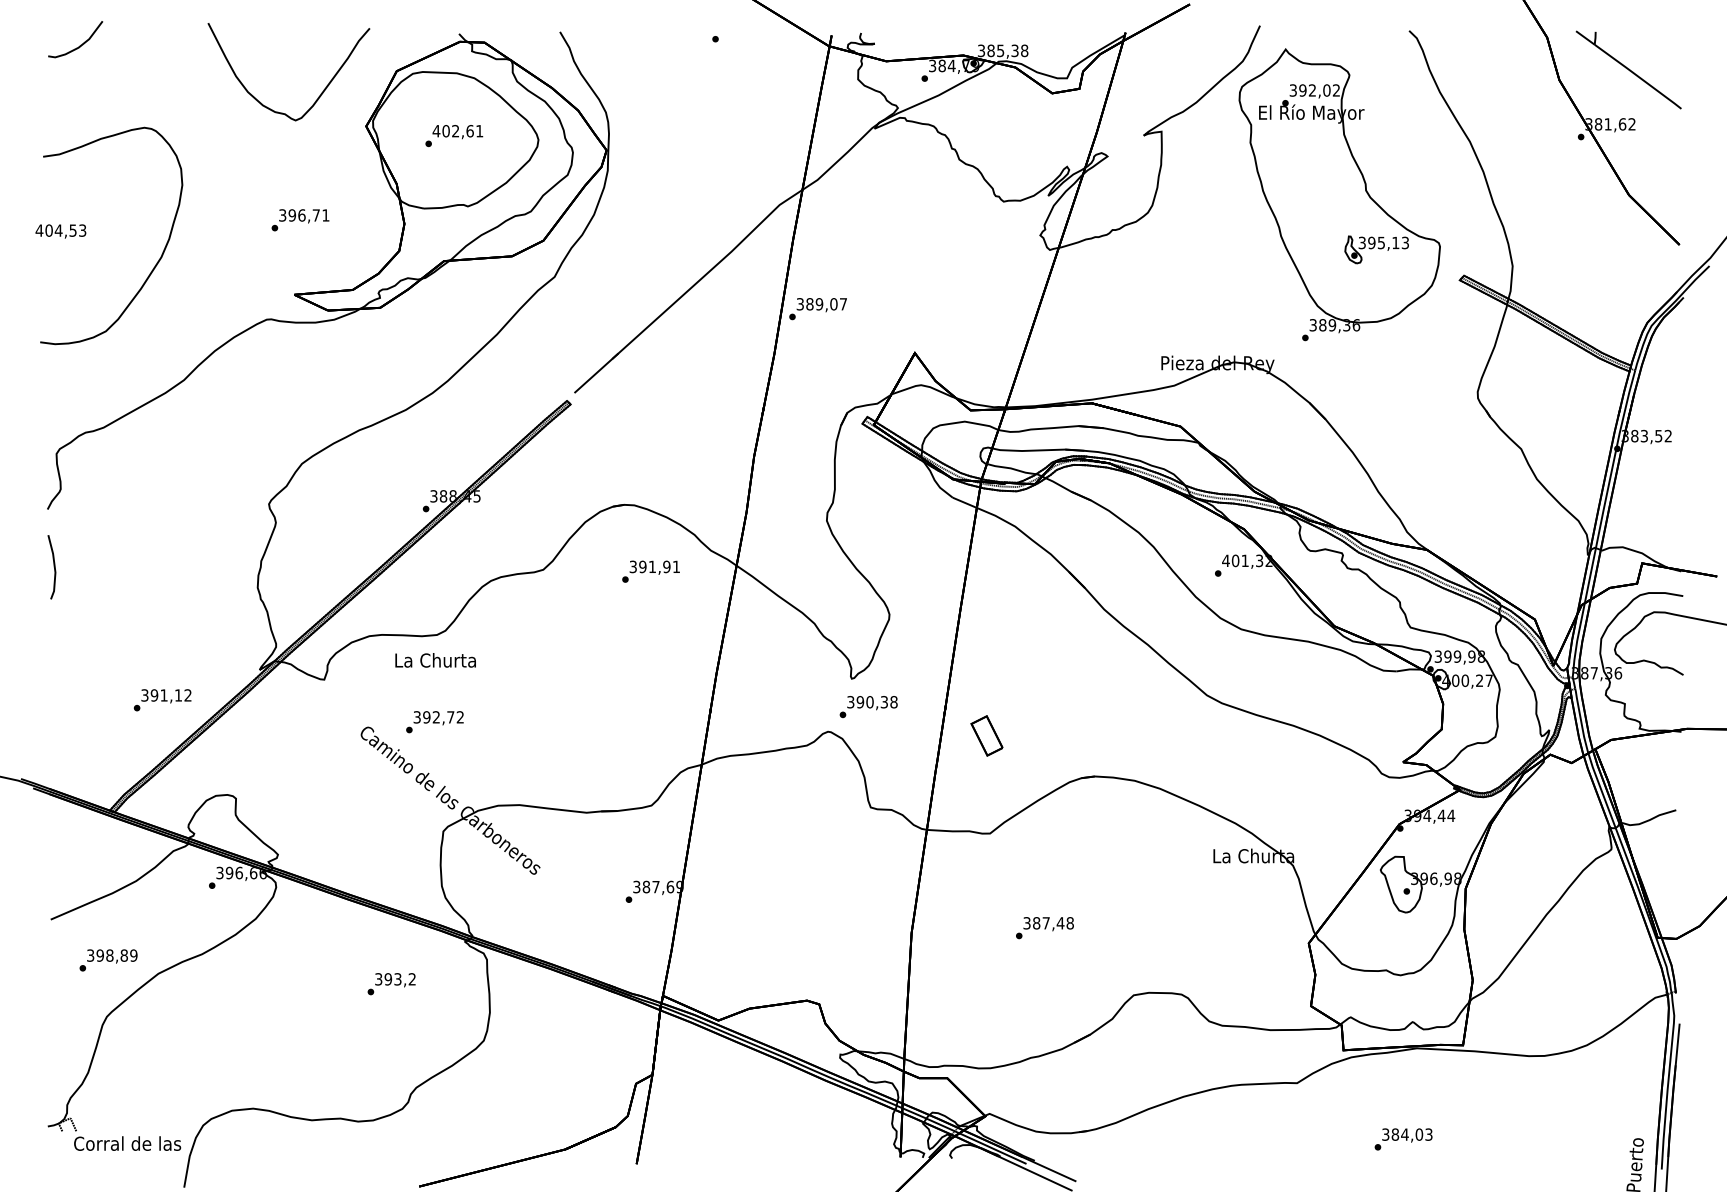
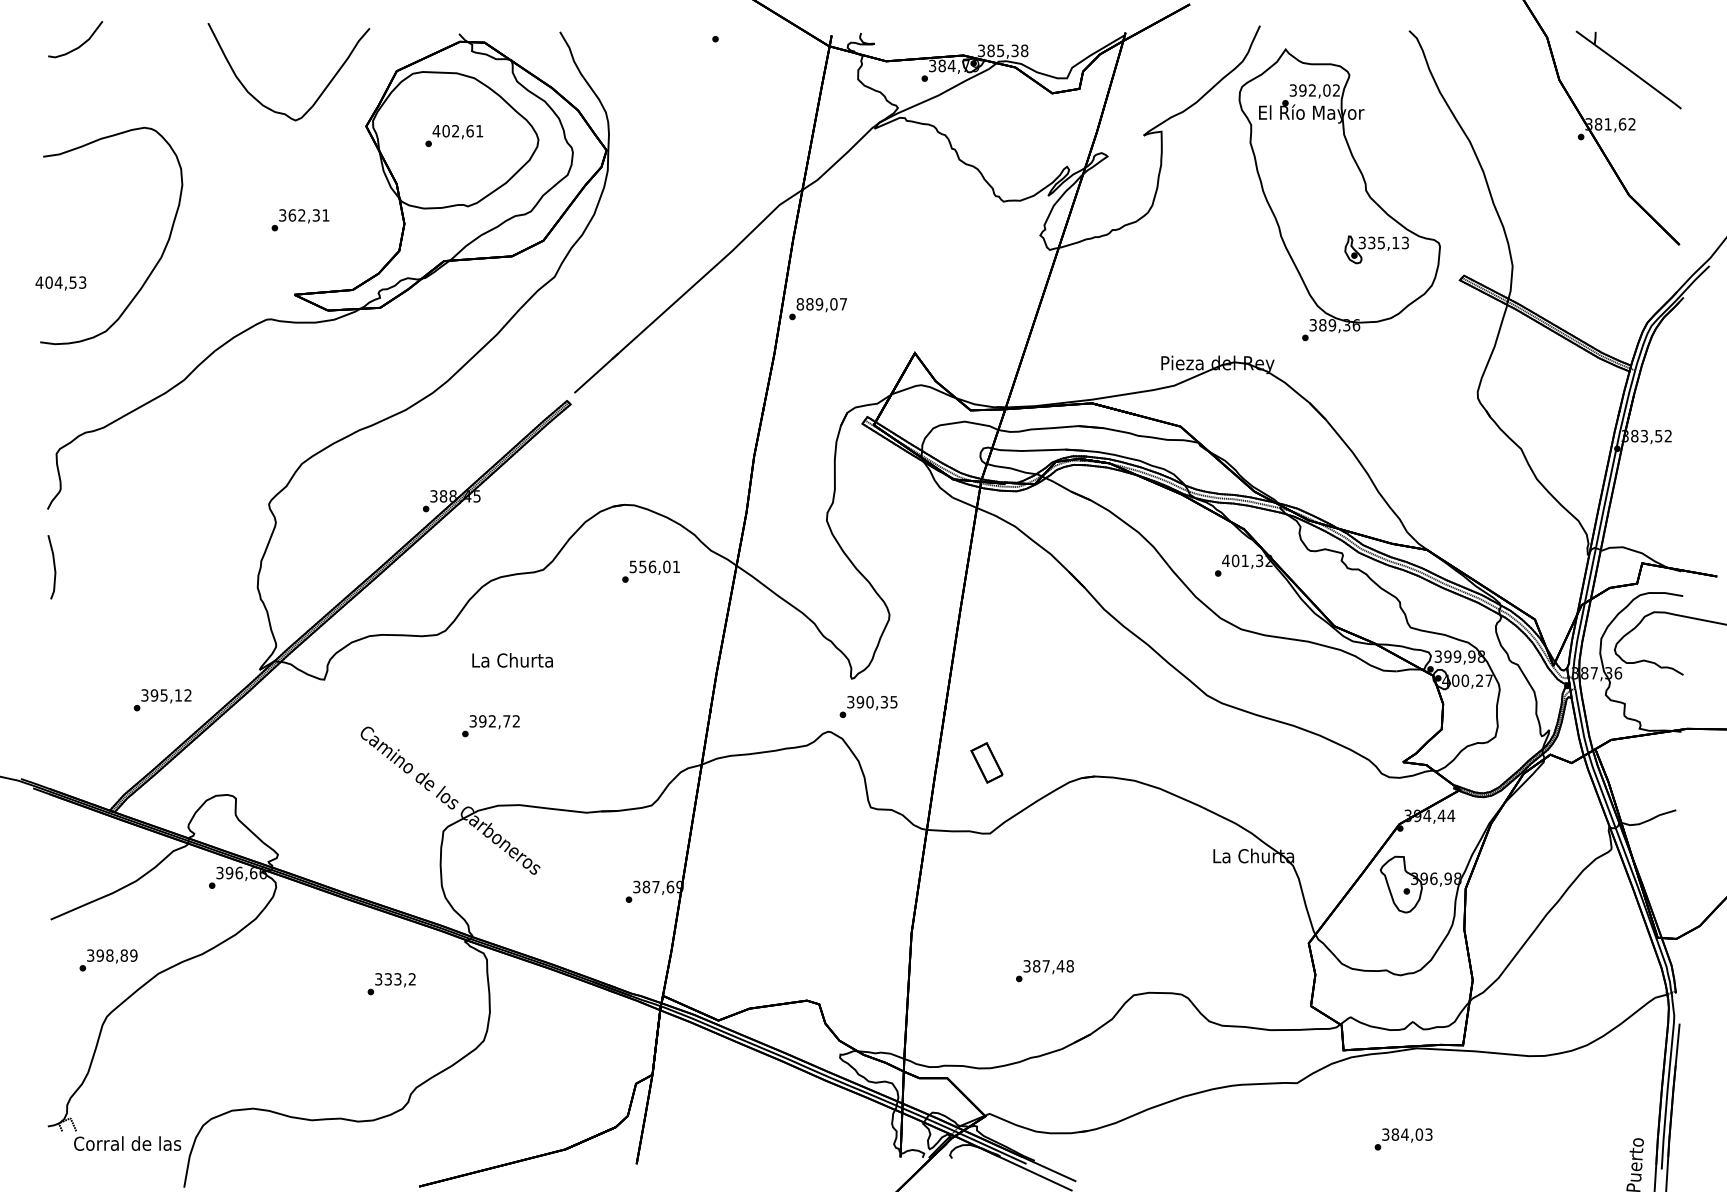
text: 396,71 -> 362,31 (303, 215)
text position: (60, 231) -> (60, 283) (60, 283)
text: 395,13 -> 335,13 (1371, 242)
text: 389,07 -> 889,07 (800, 304)
text: 391,91 -> 556,01 (650, 566)
text position: (435, 660) -> (512, 660) (512, 660)
text: 391,12 -> 395,12 (163, 695)
text: 390,38 -> 390,35 (893, 702)
text position: (434, 722) -> (490, 726) (490, 726)
part position: (986, 735) -> (986, 762) (986, 762)
text position: (1044, 928) -> (1044, 971) (1044, 971)
text: 393,2 -> 333,2 (388, 979)
